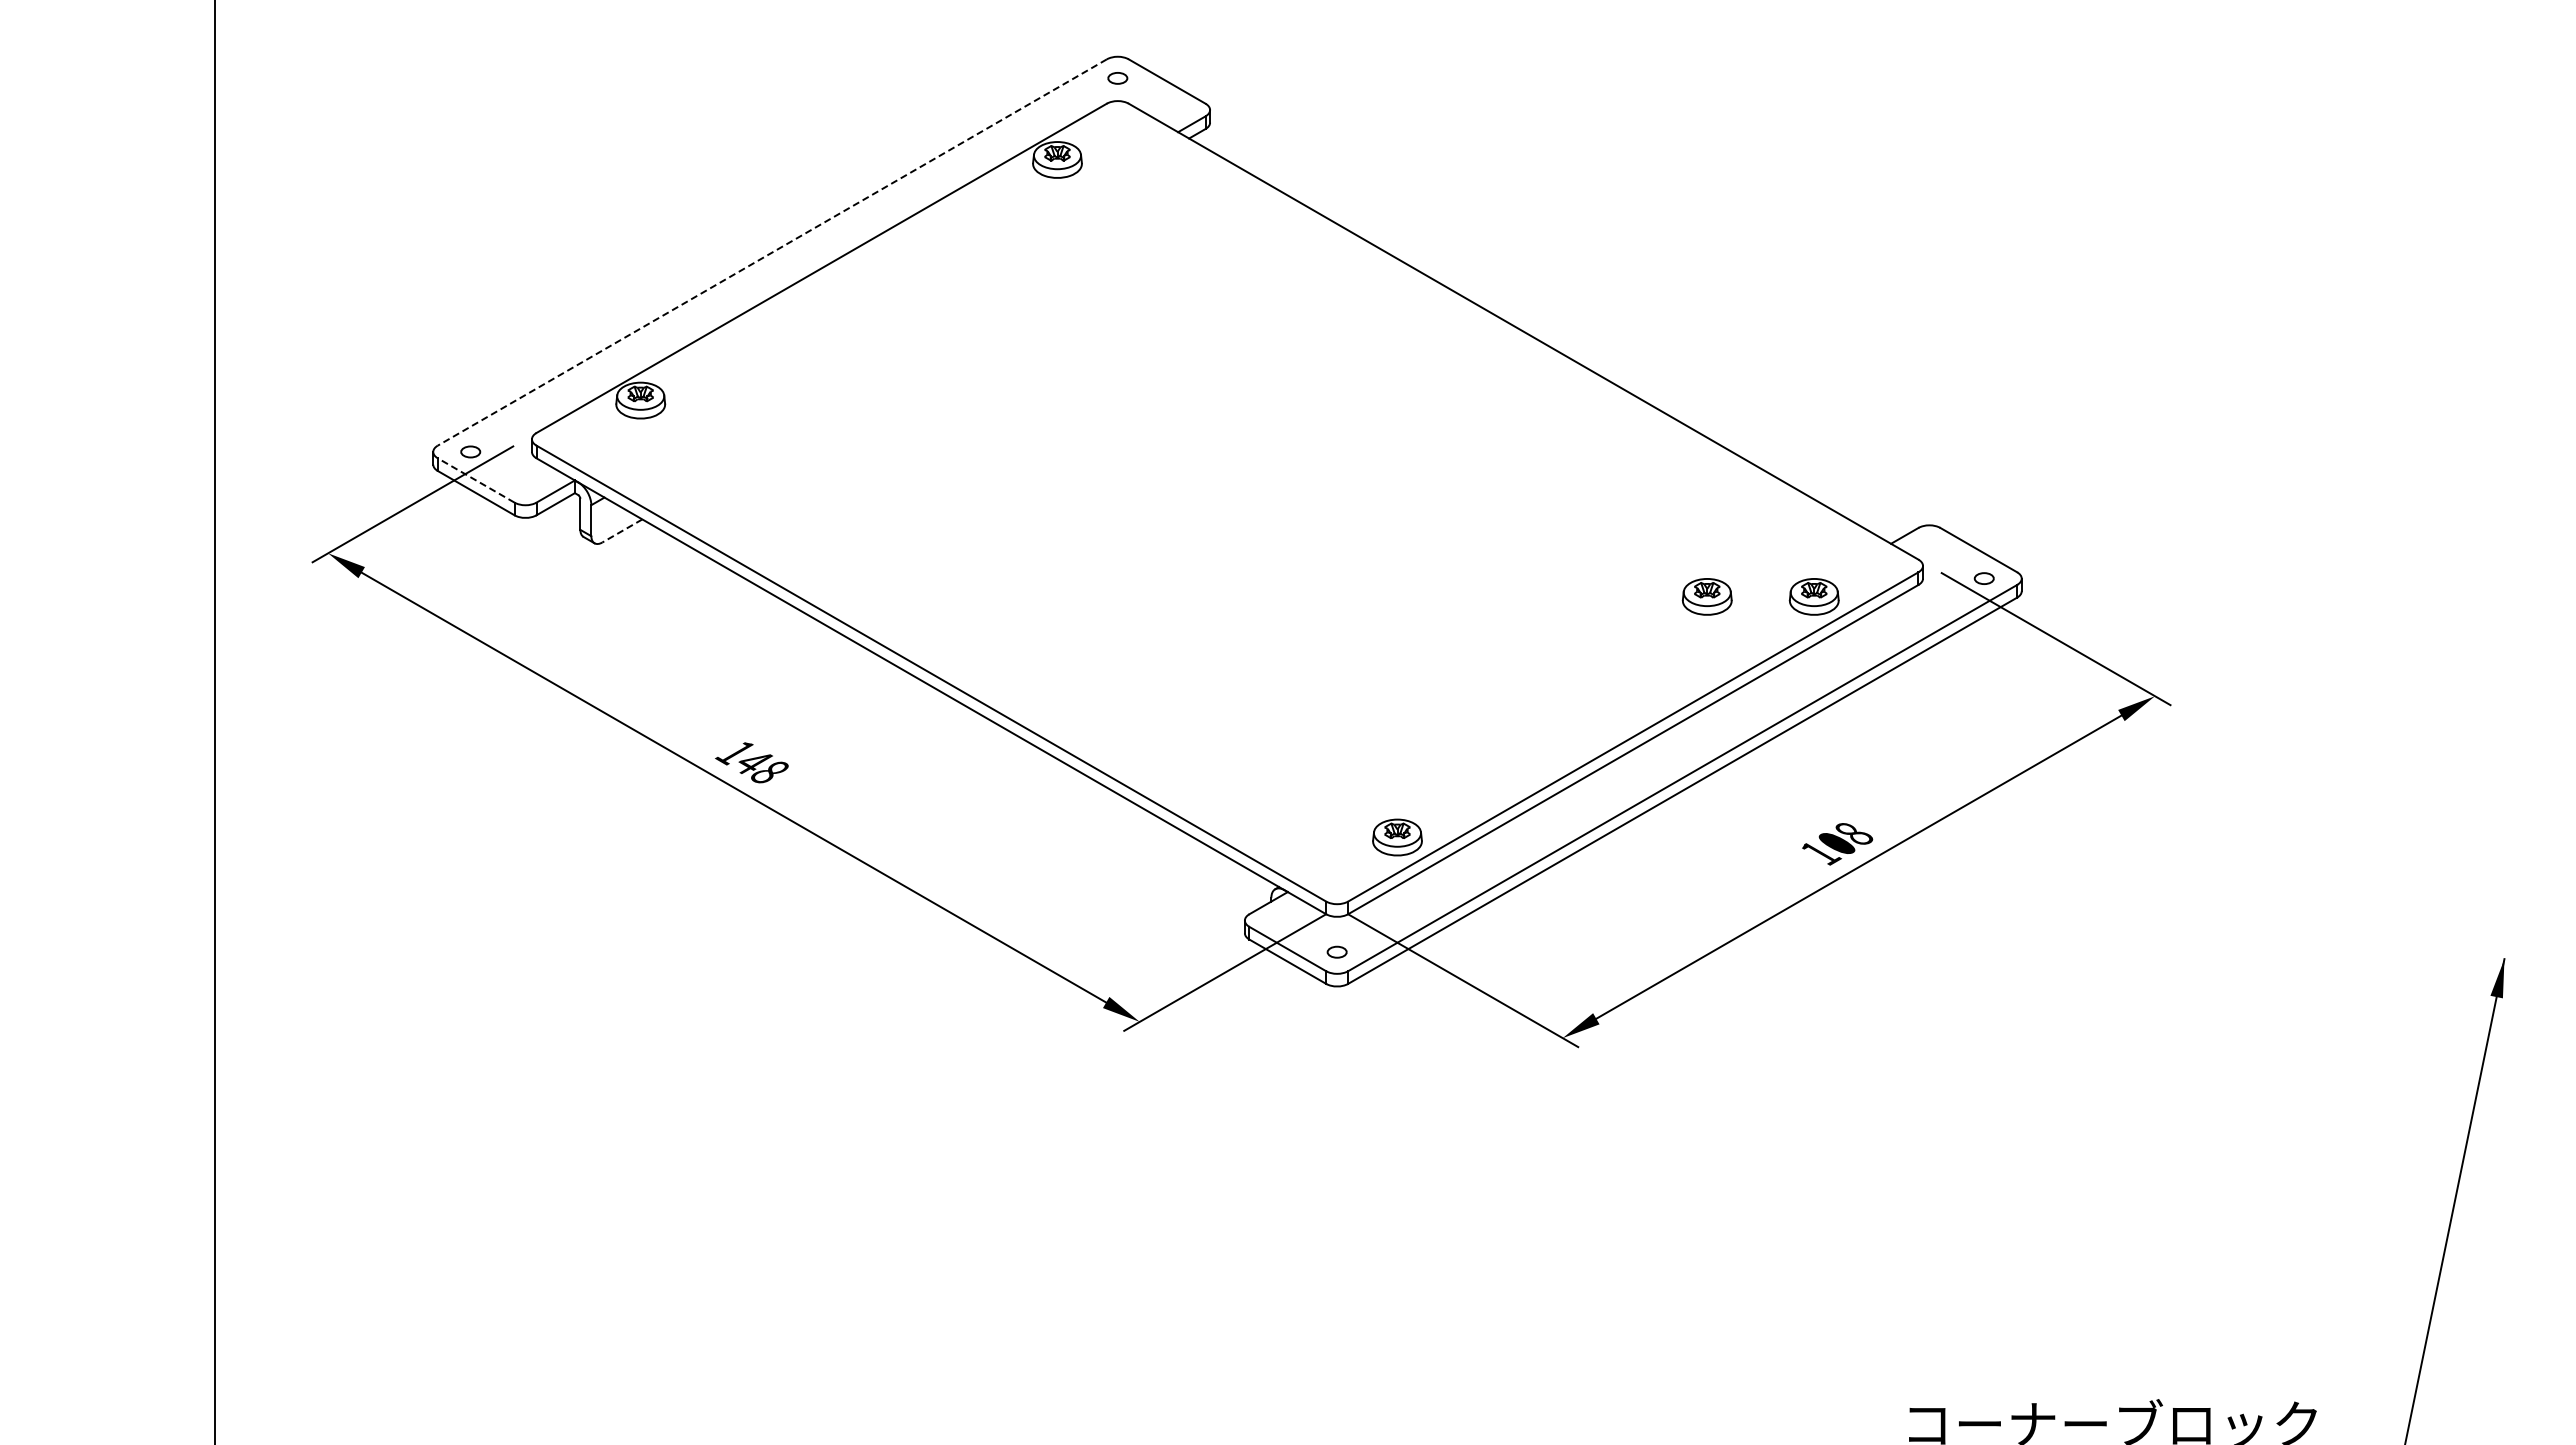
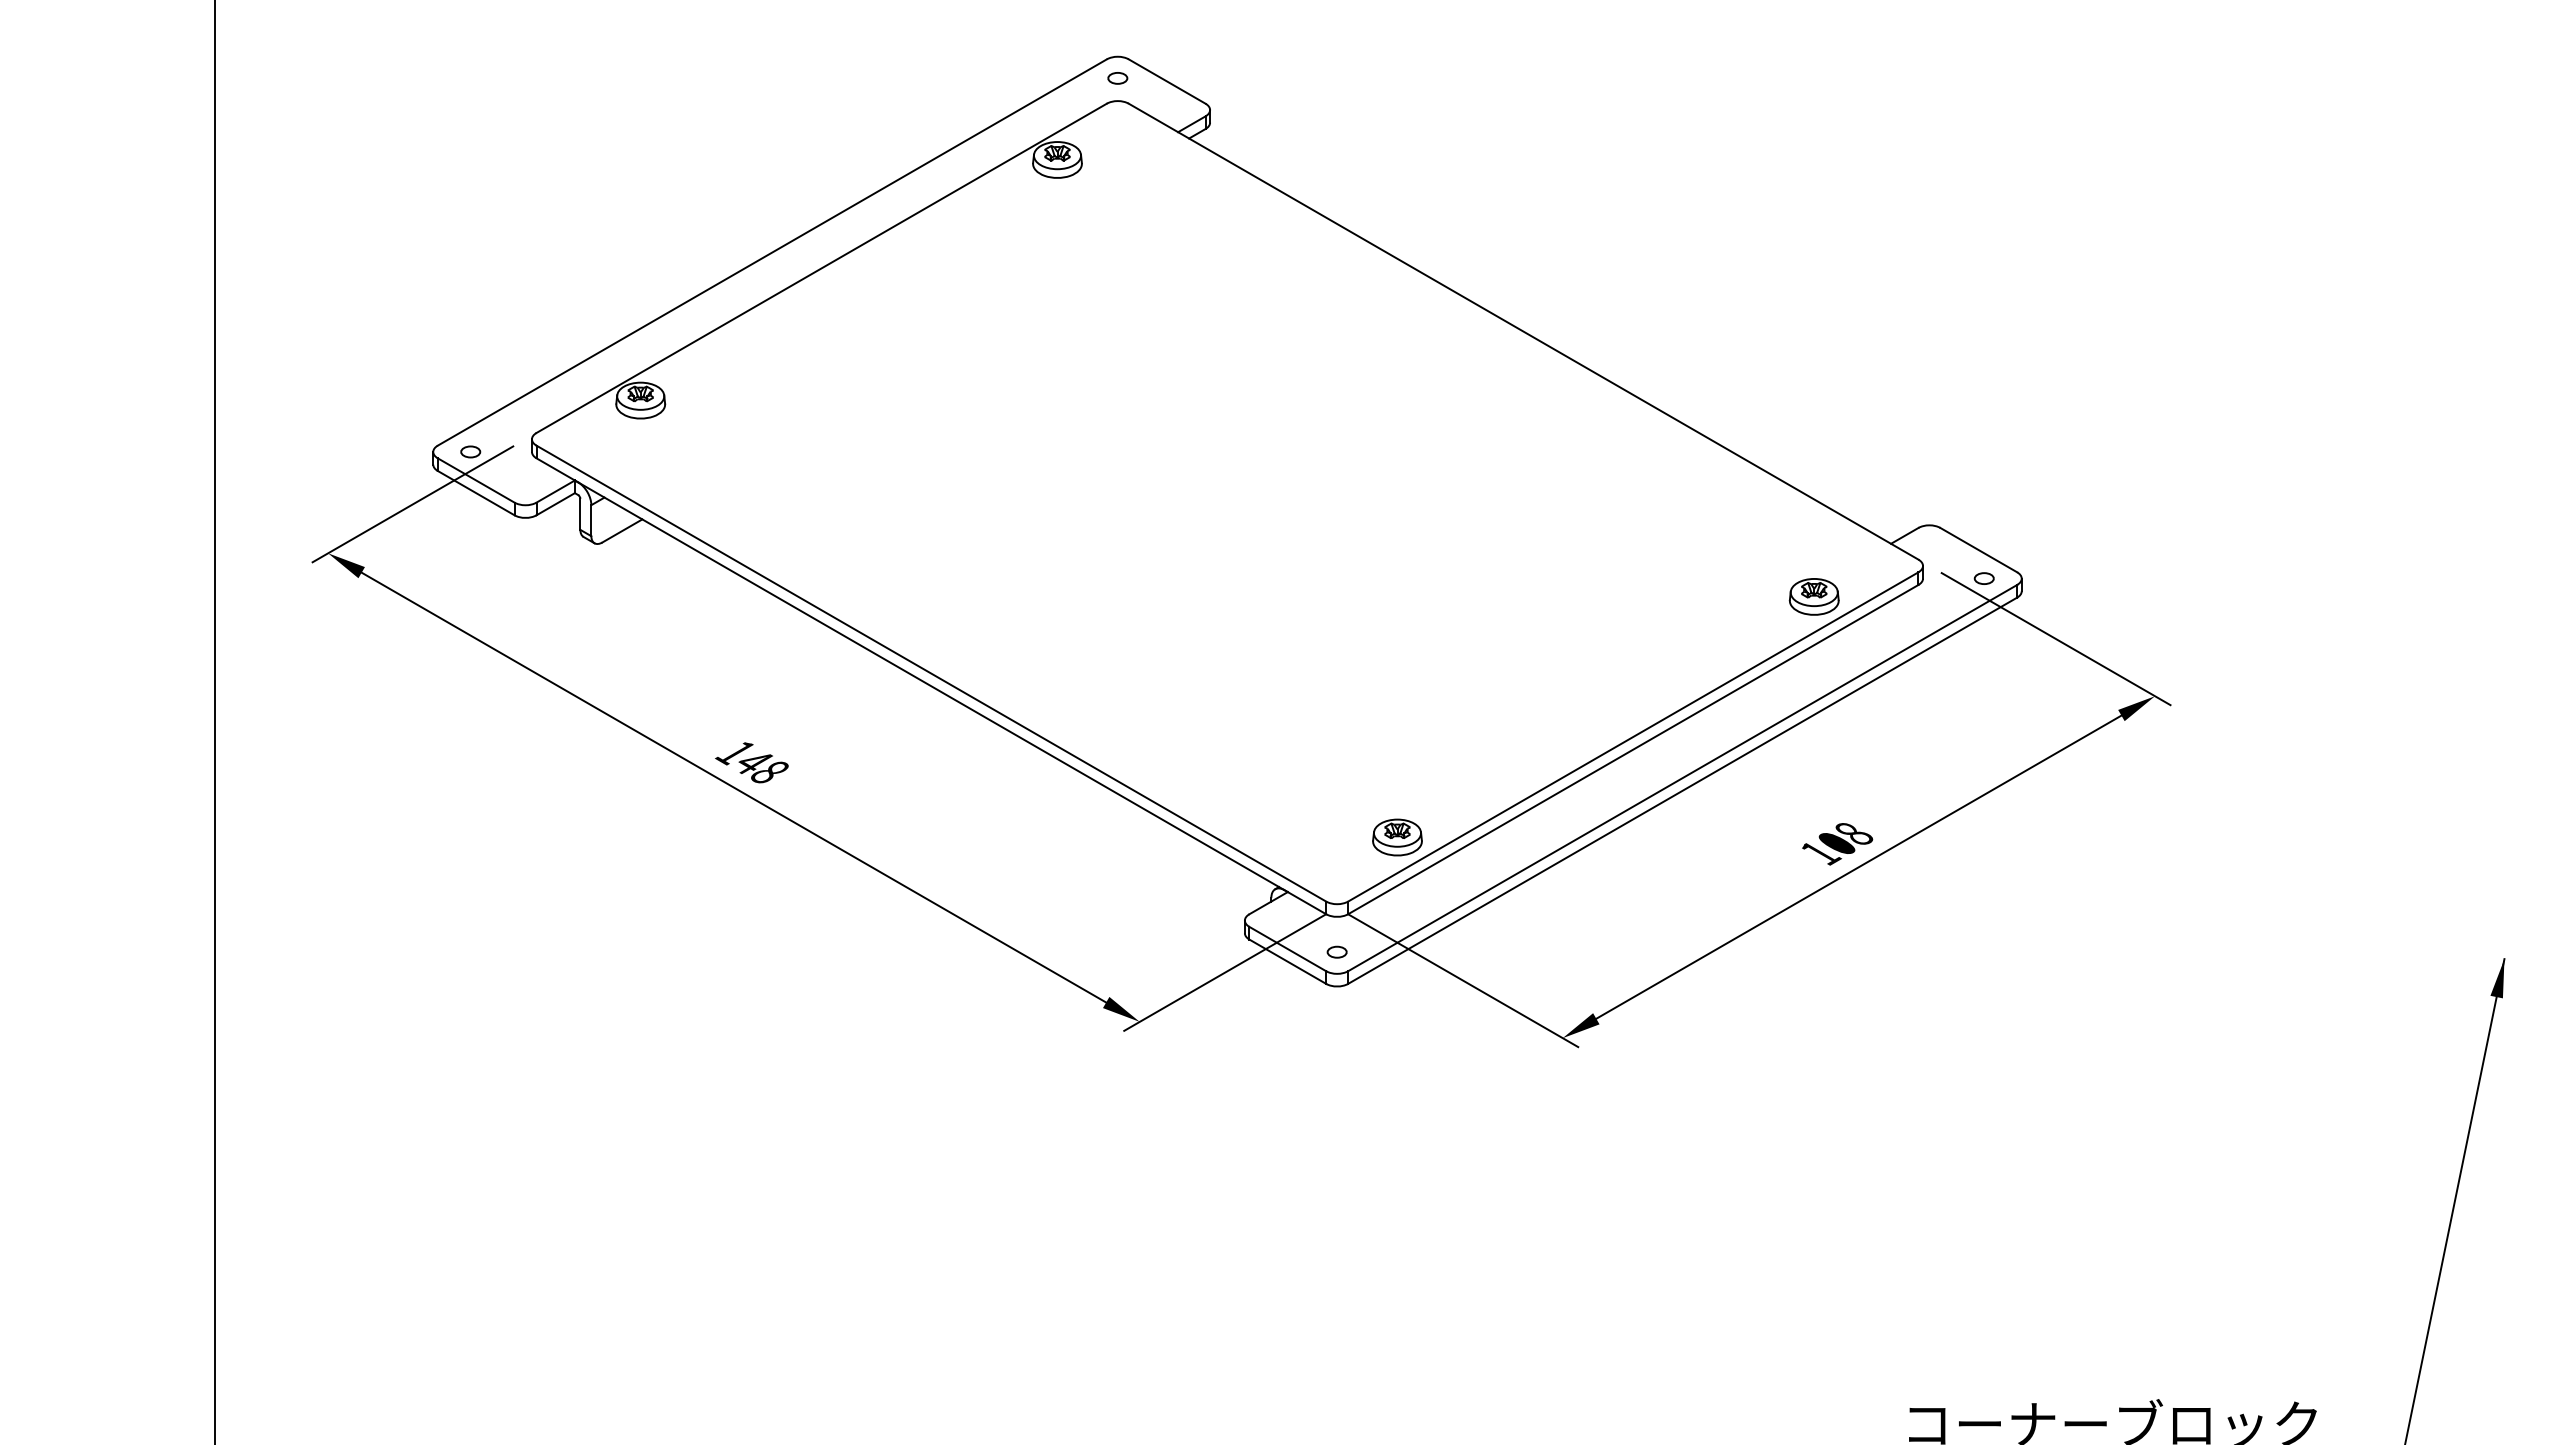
line: dashed -> solid (771, 252)
line: dashed -> solid (475, 480)
line: dashed -> solid (621, 531)
part: present -> none (1706, 596)
